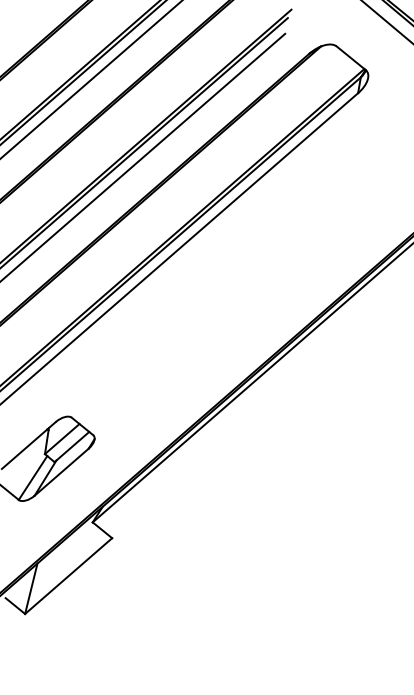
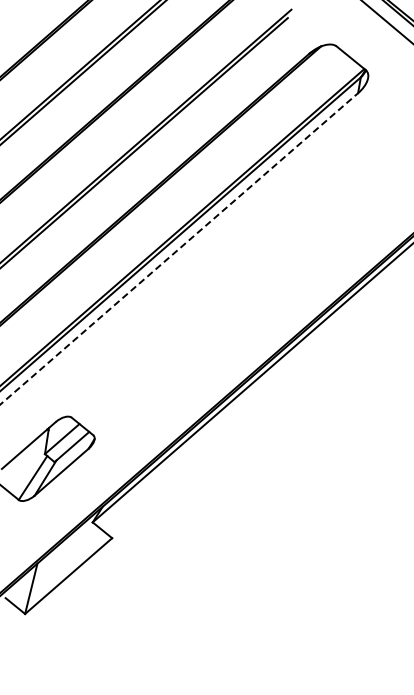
line: present -> none (91, 79)
line: present -> none (143, 156)
line: solid -> dashed (179, 248)
